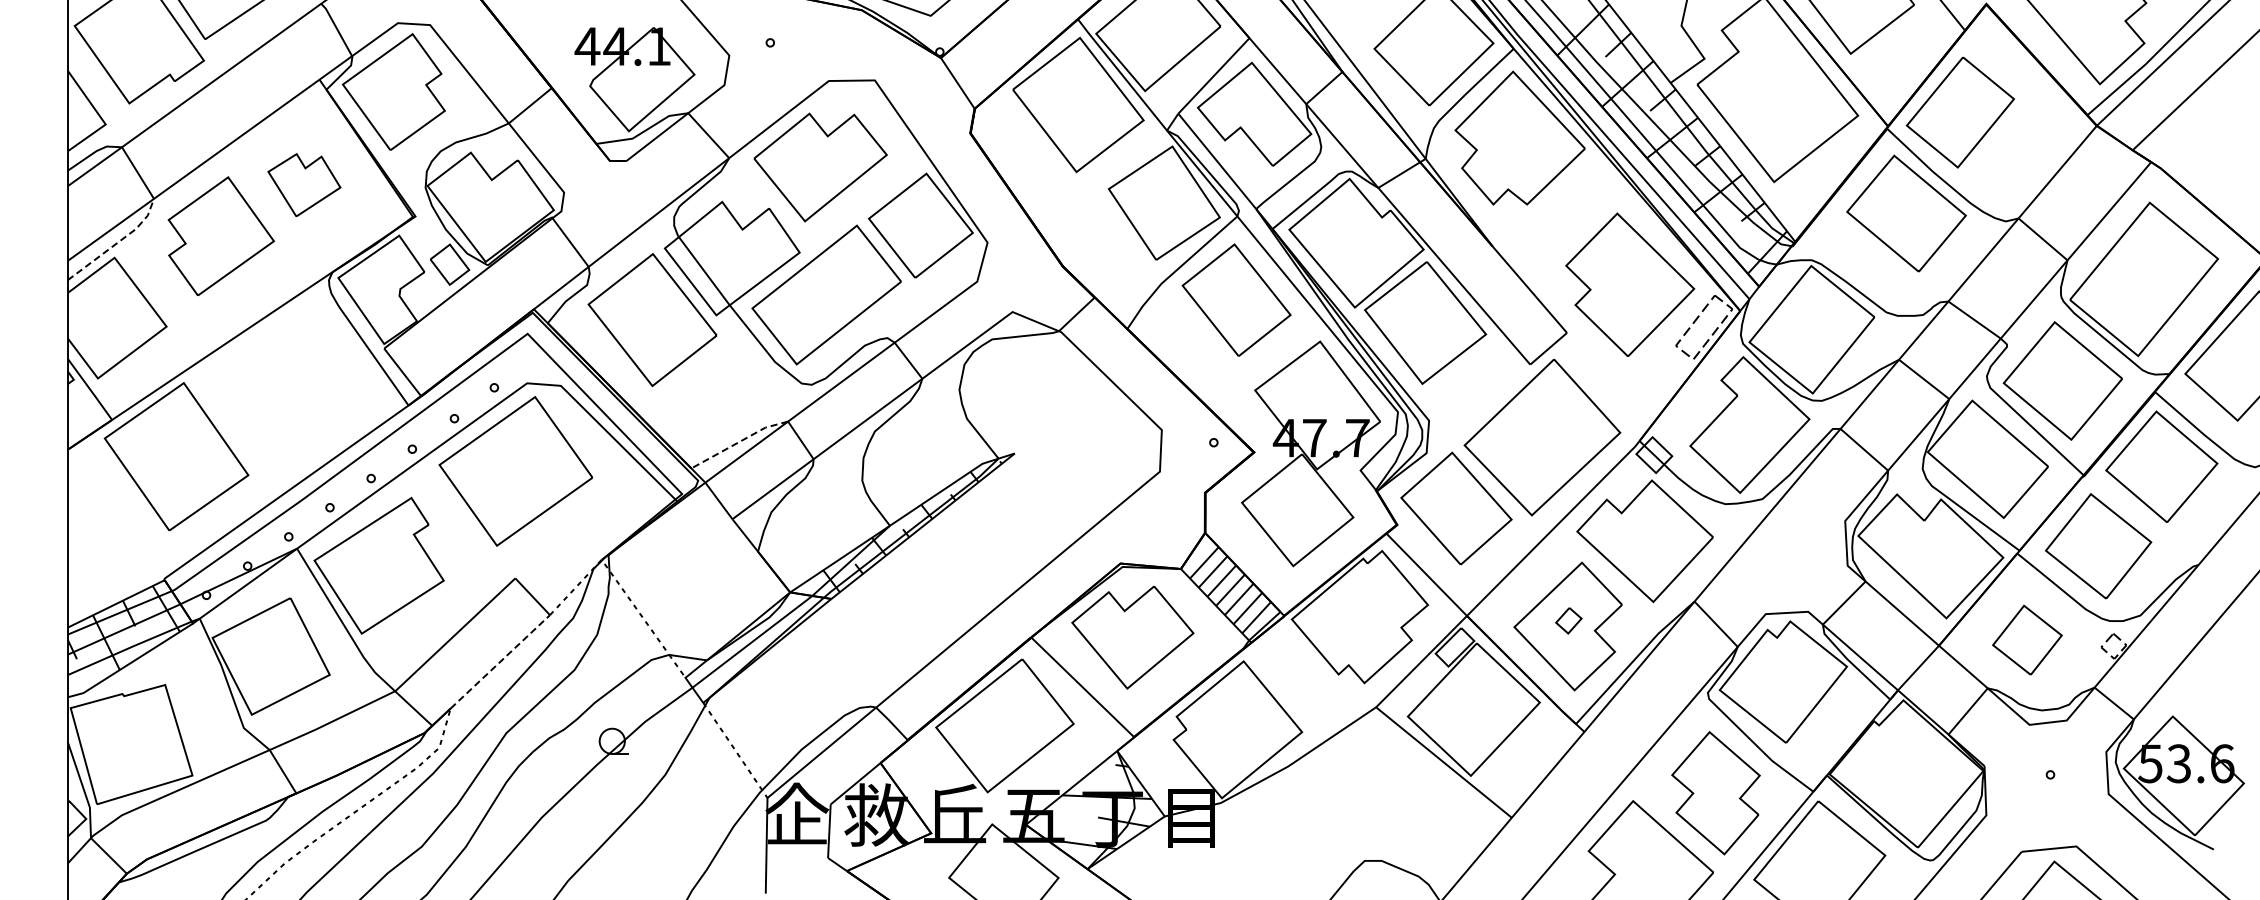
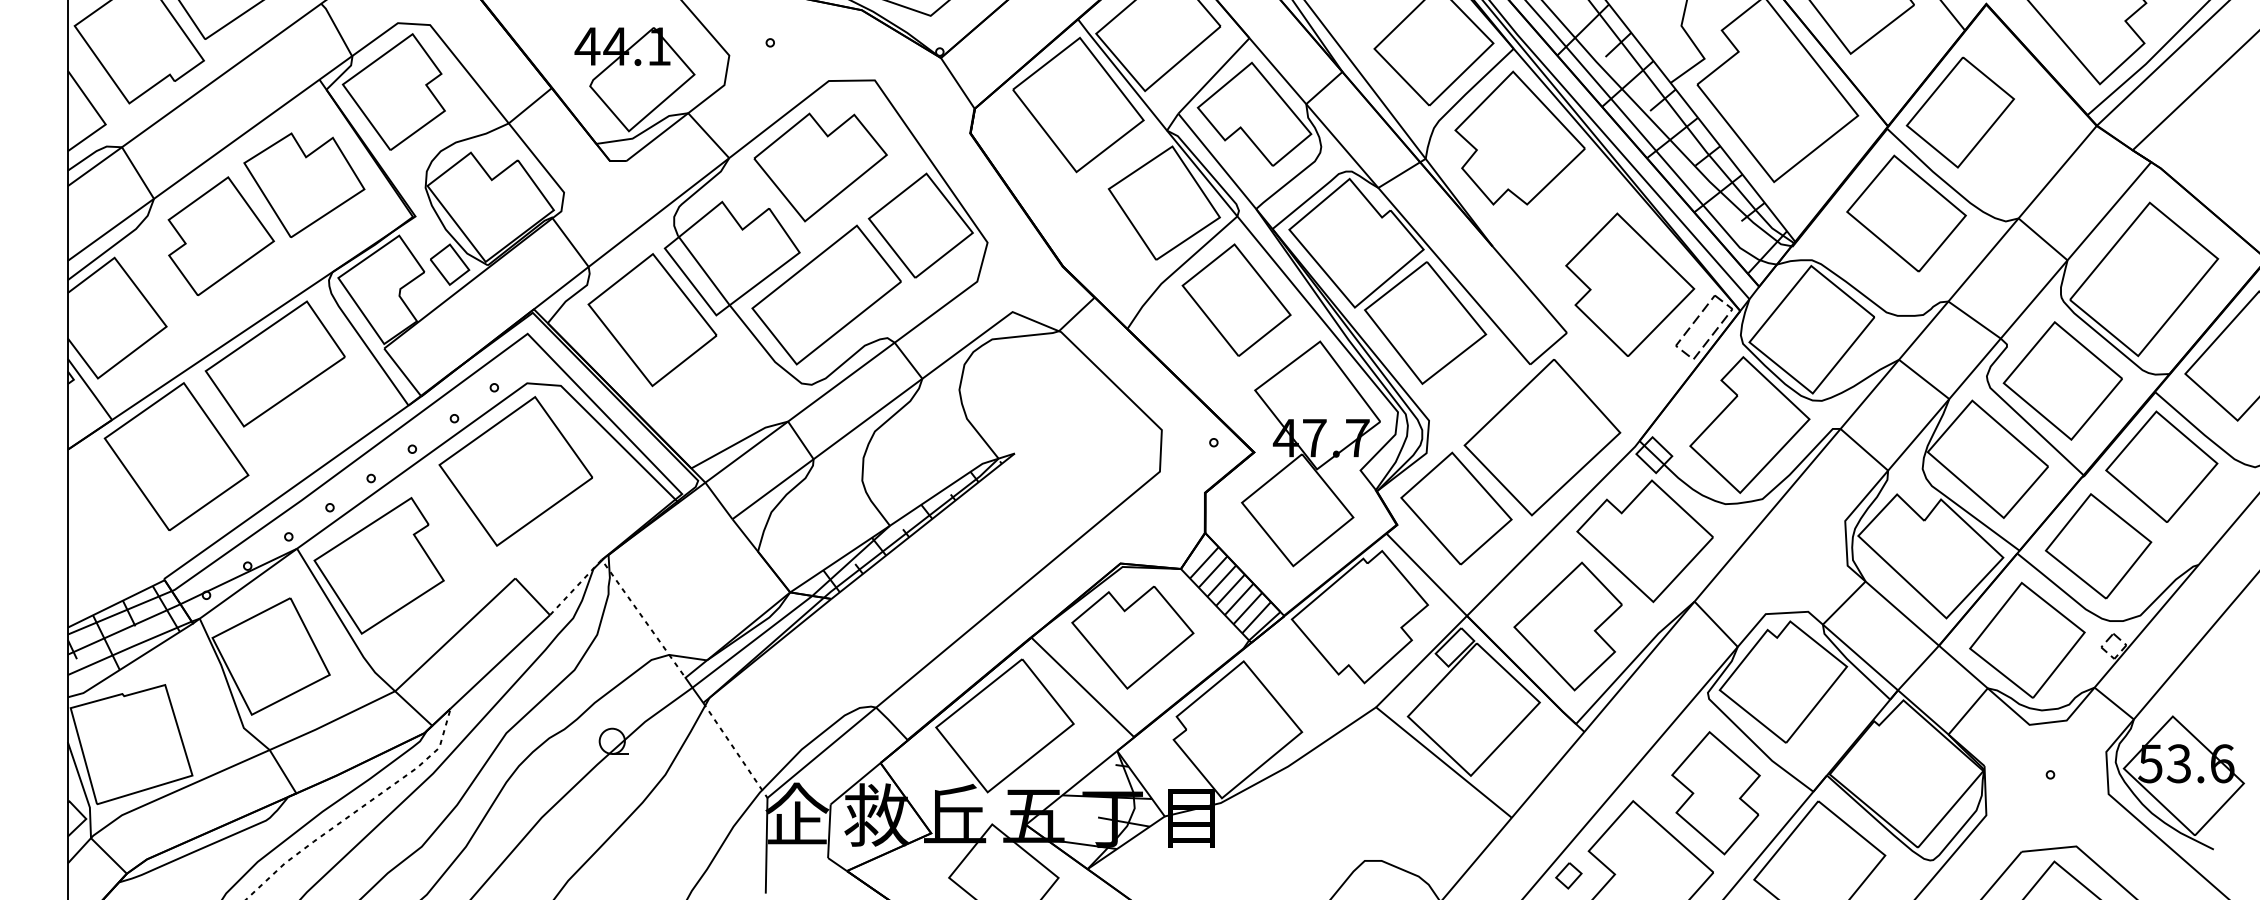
part size: 75x64 px -> 123x106 px (304, 184)
line: dashed -> solid (117, 243)
part: none -> present (274, 363)
line: dashed -> solid (739, 442)
part position: (1568, 620) -> (1568, 875) (1568, 875)
part size: 71x72 px -> 117x118 px (2027, 639)
line: dashed -> solid (500, 661)
